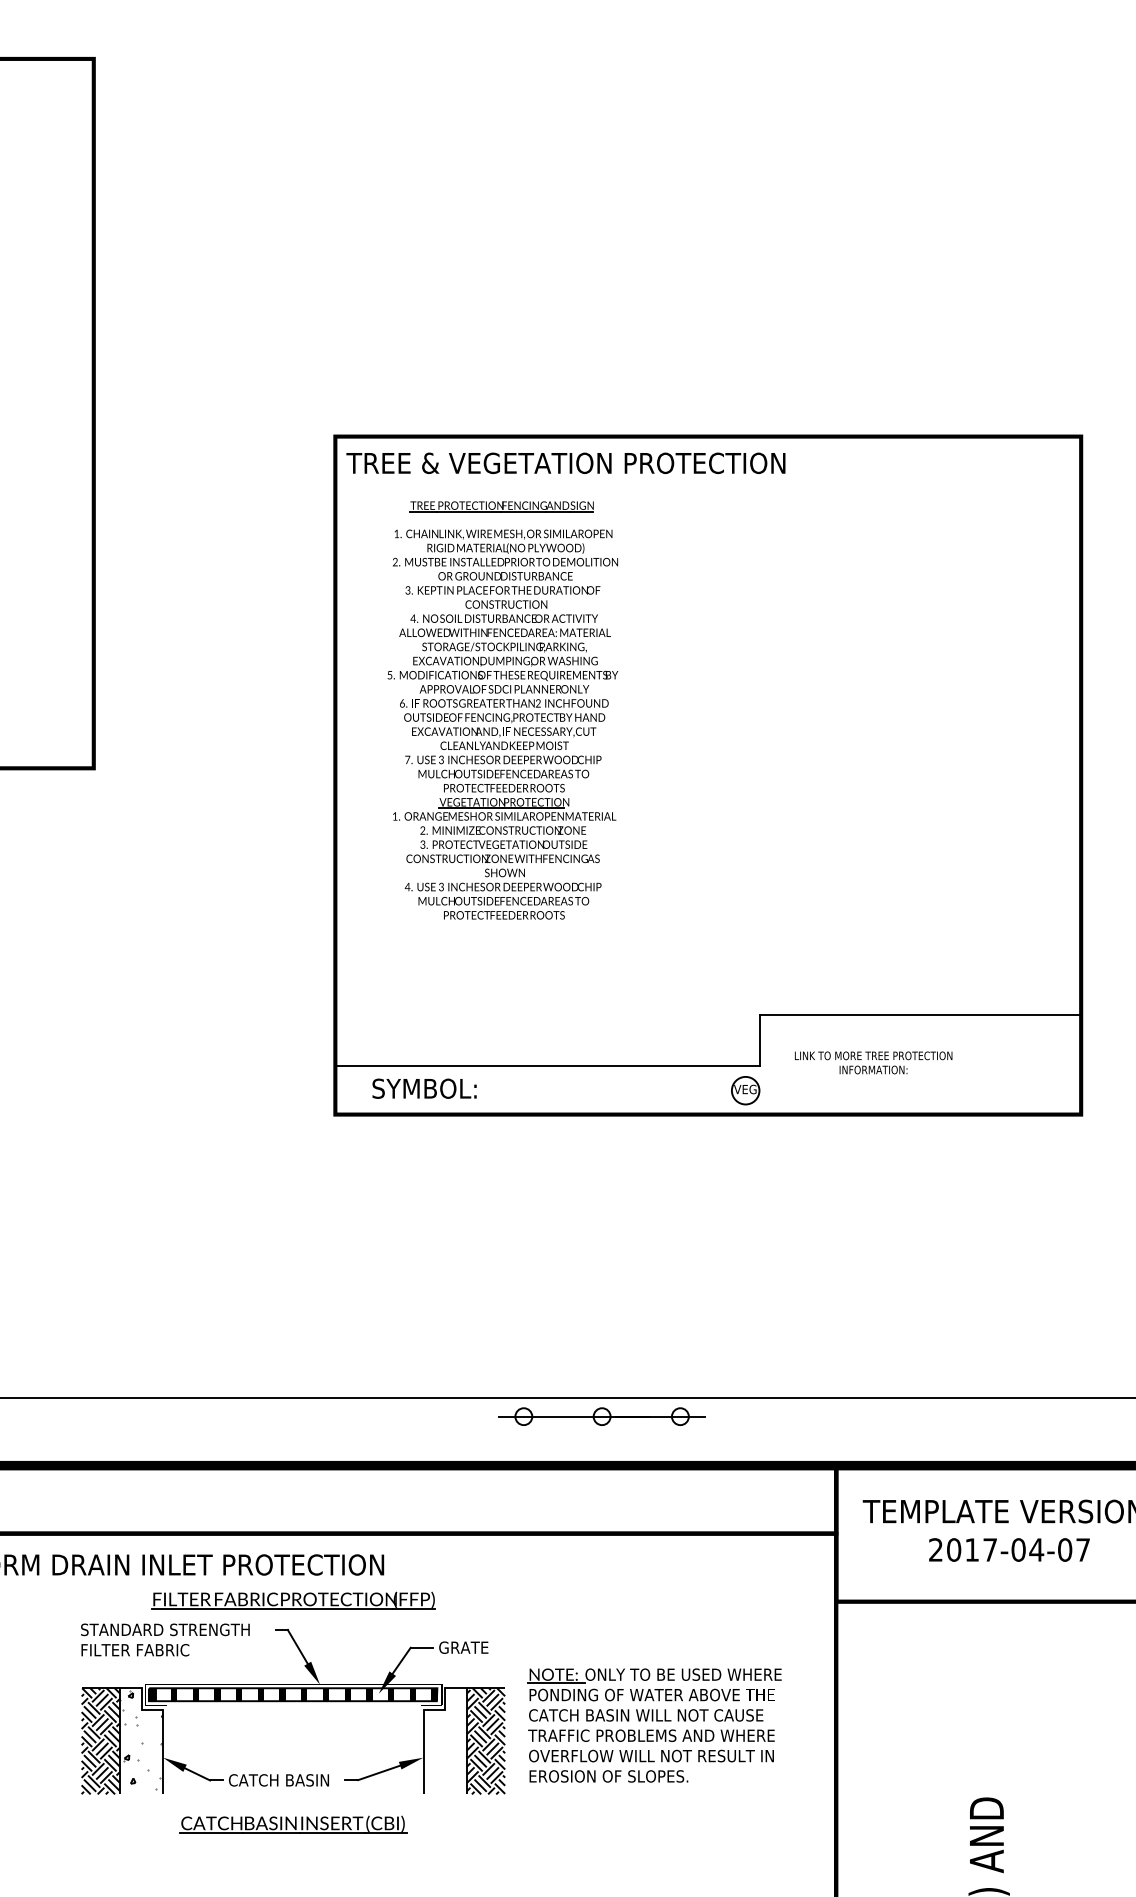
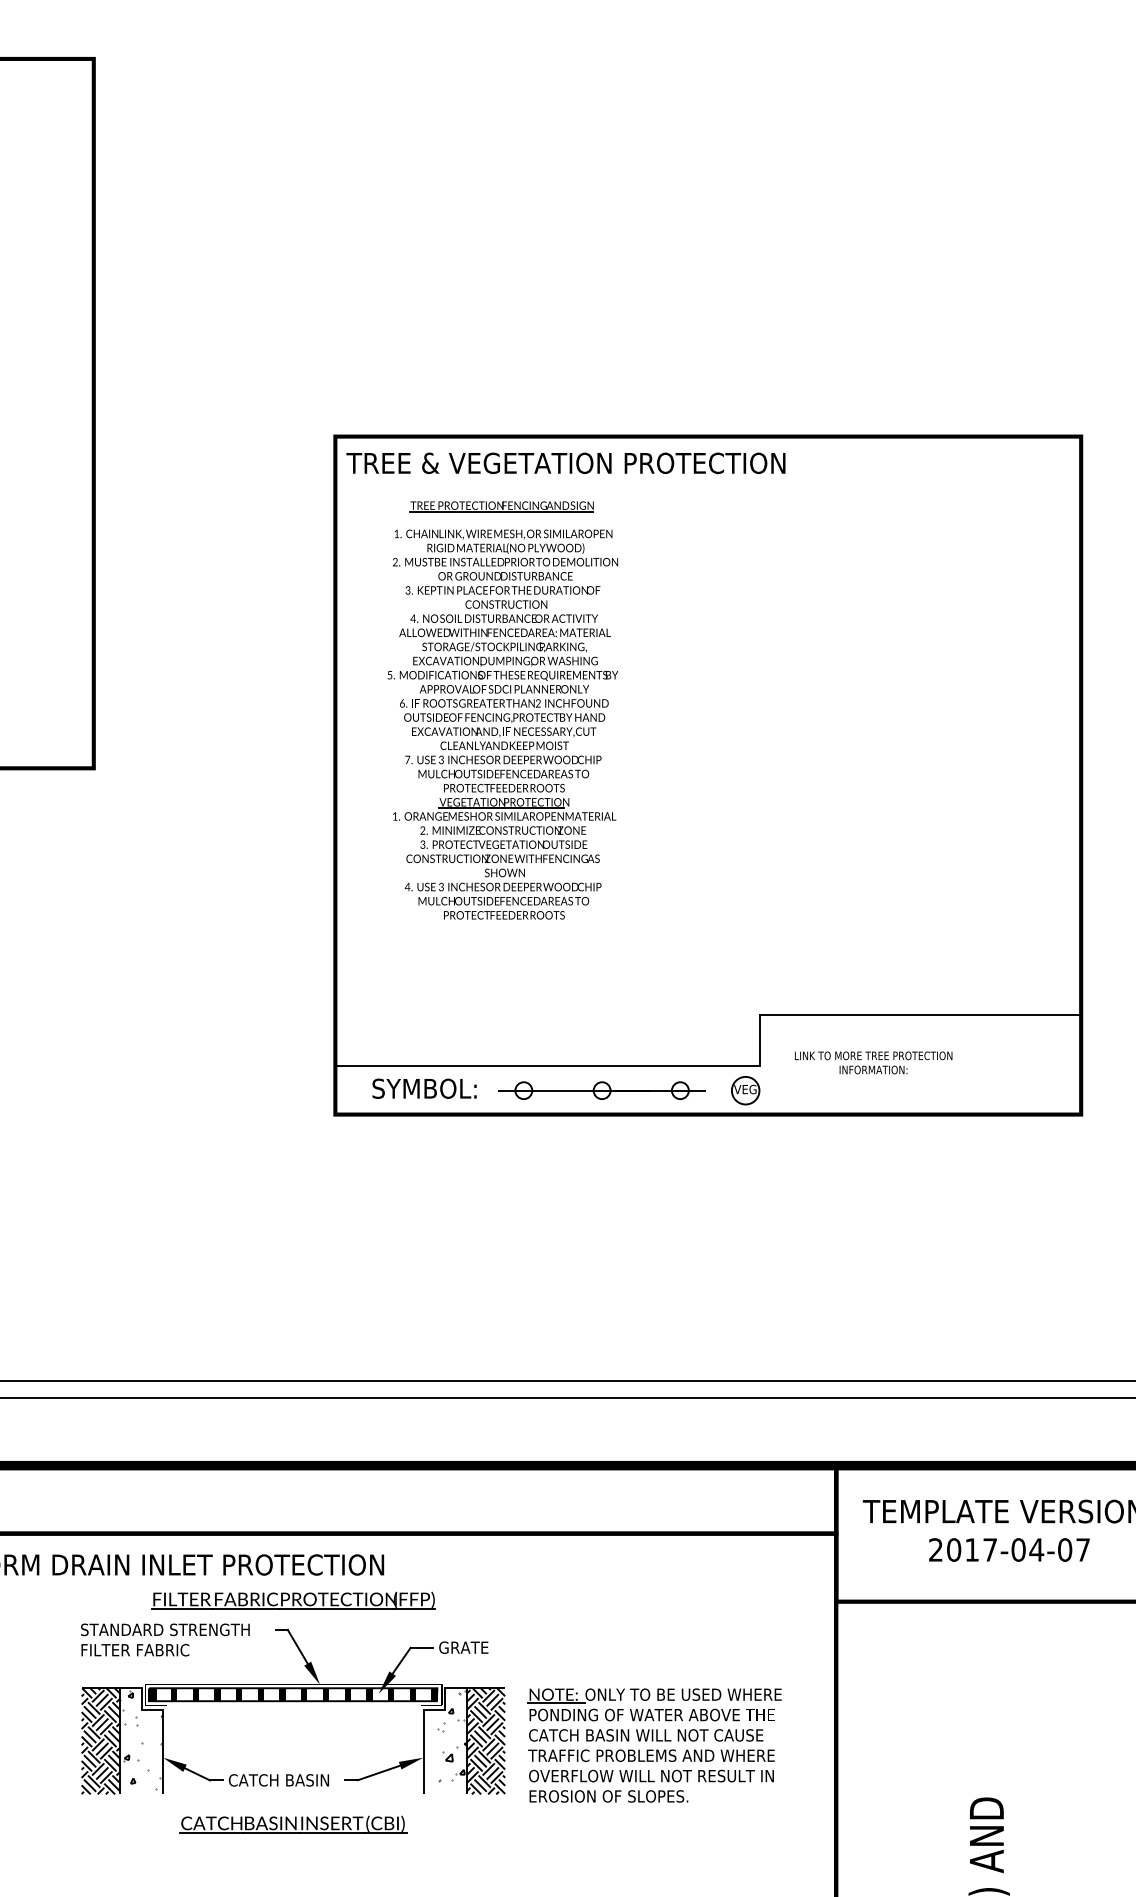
line: none -> present (567, 1380)
part position: (601, 1416) -> (601, 1090) (601, 1090)
part position: (654, 1725) -> (654, 1745) (654, 1745)
hatch: none -> present (452, 1735)
